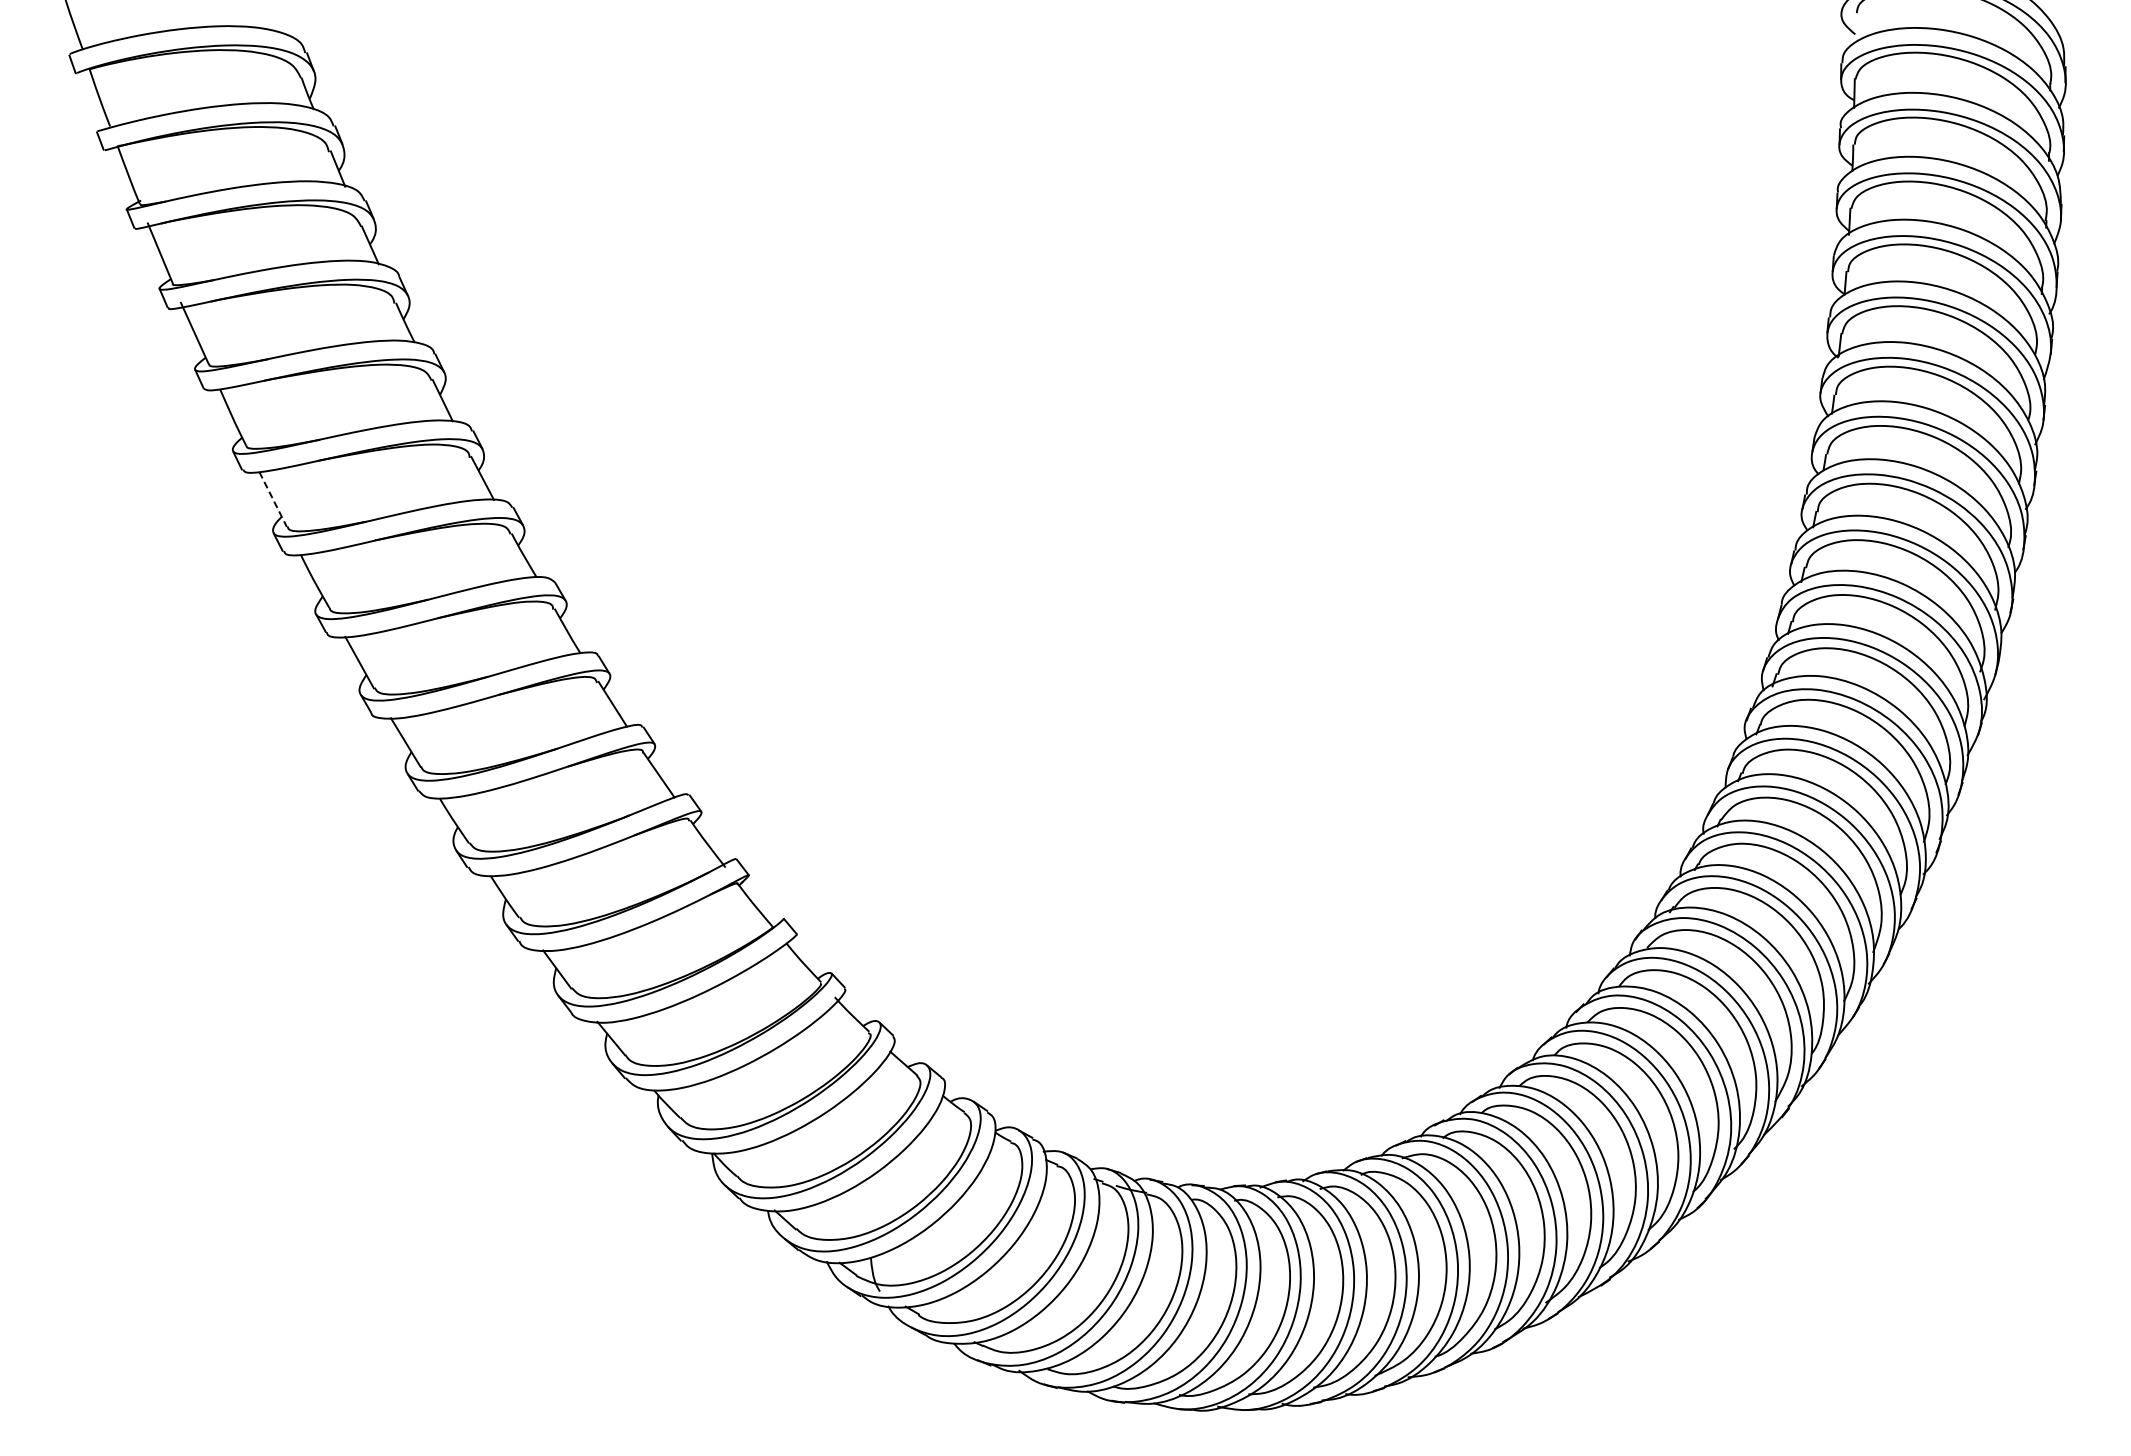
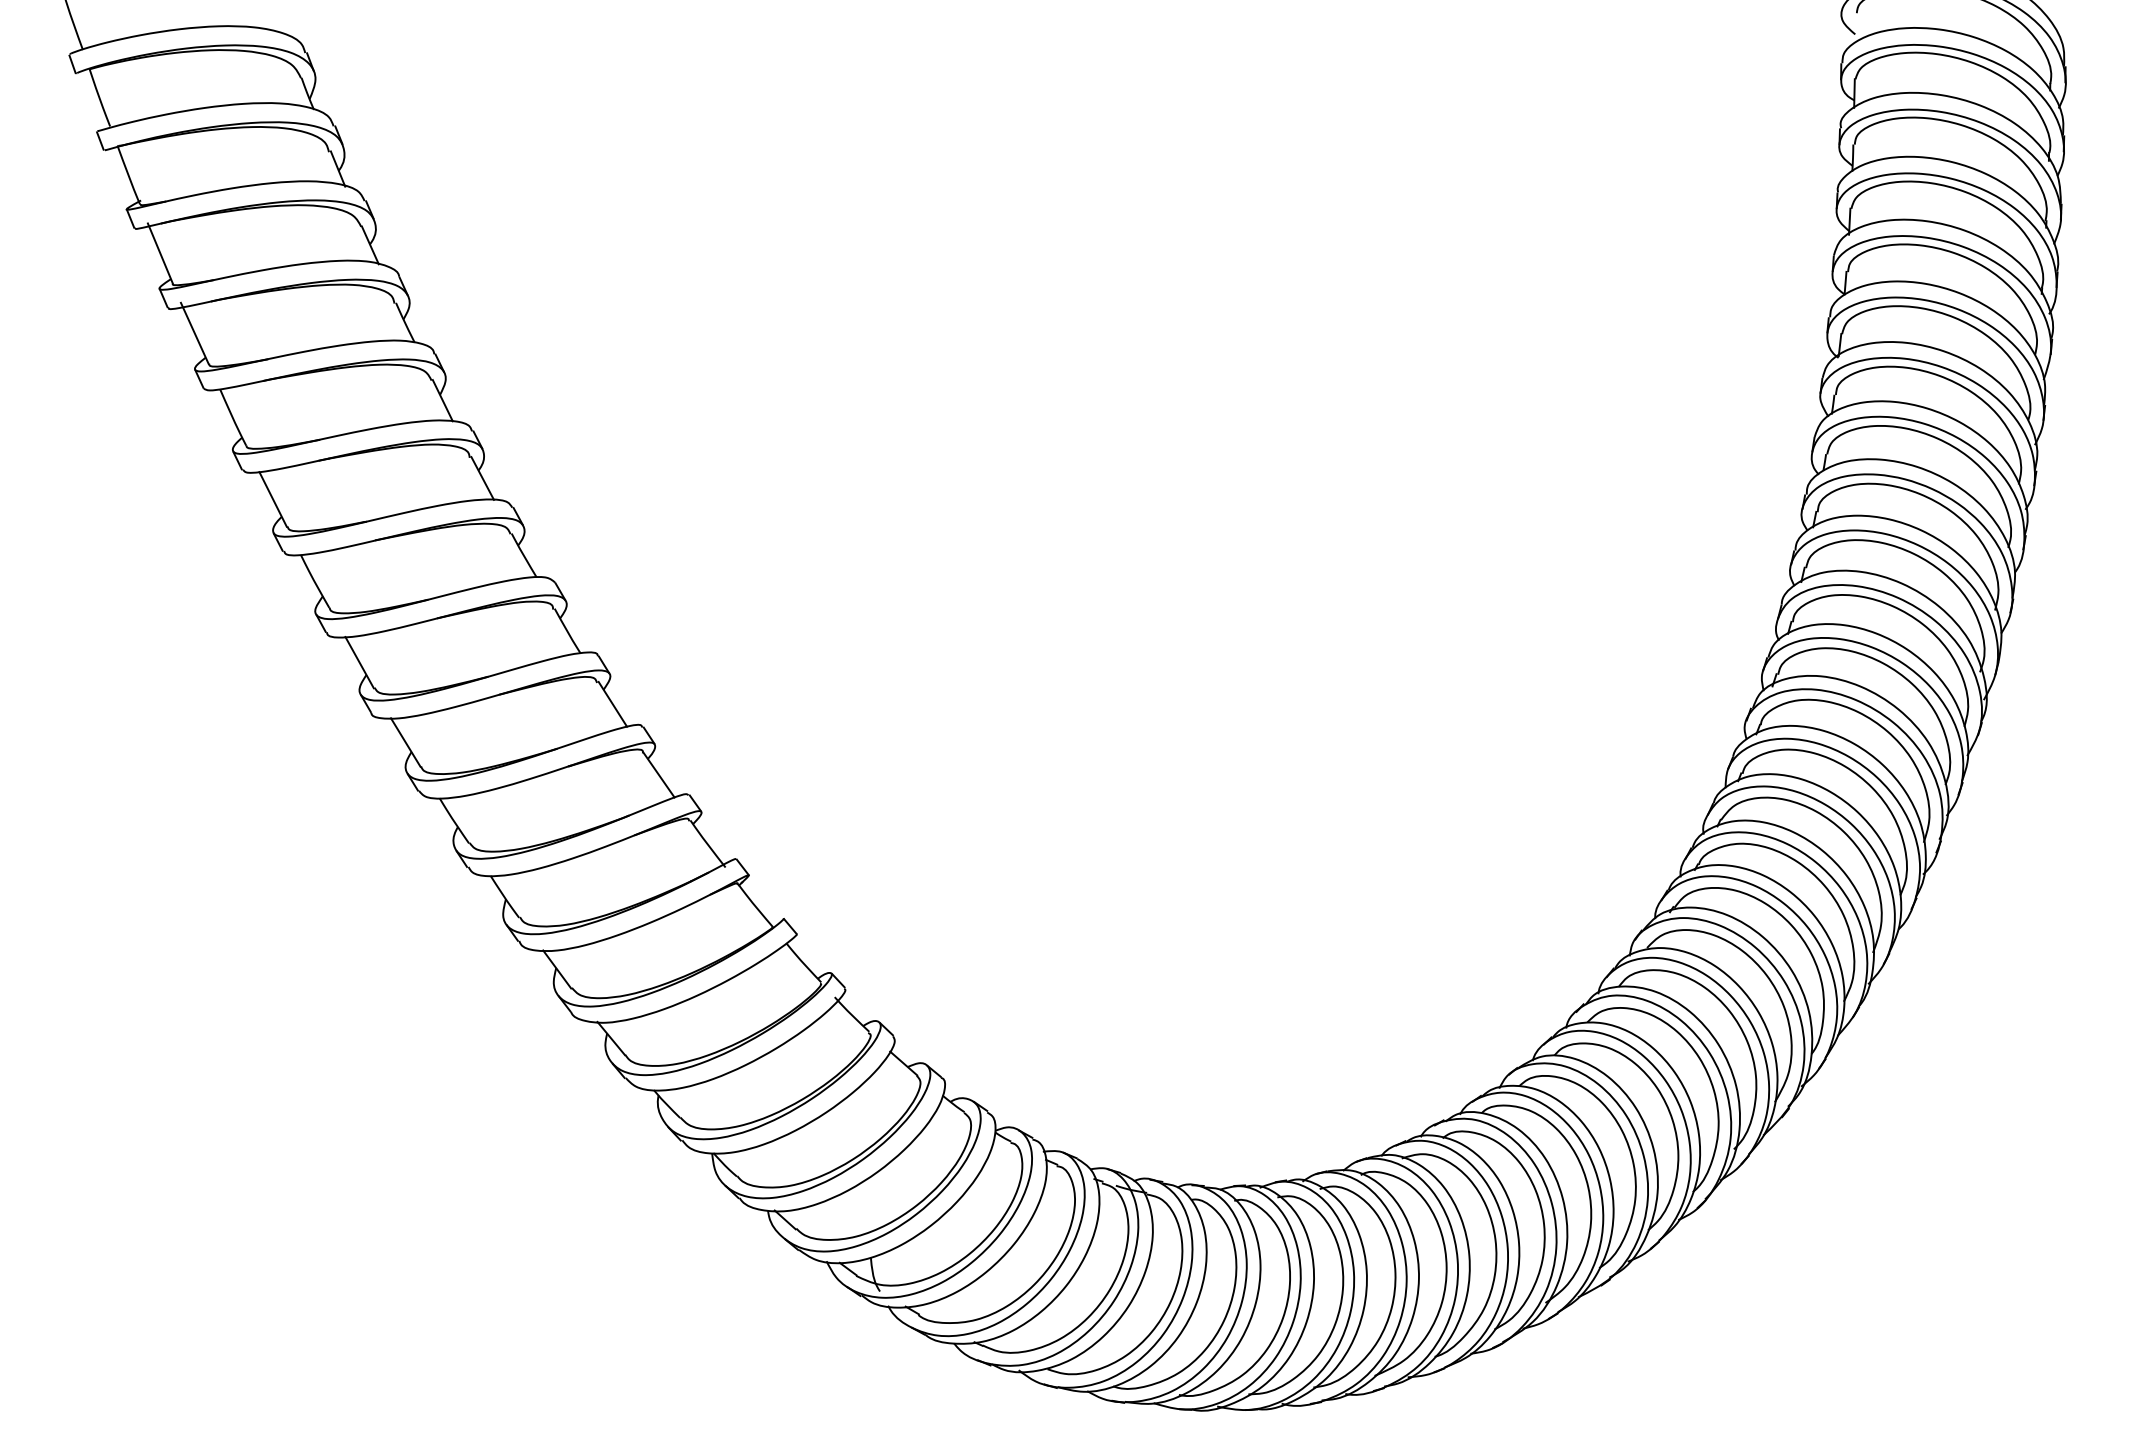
line: dashed -> solid (273, 499)
